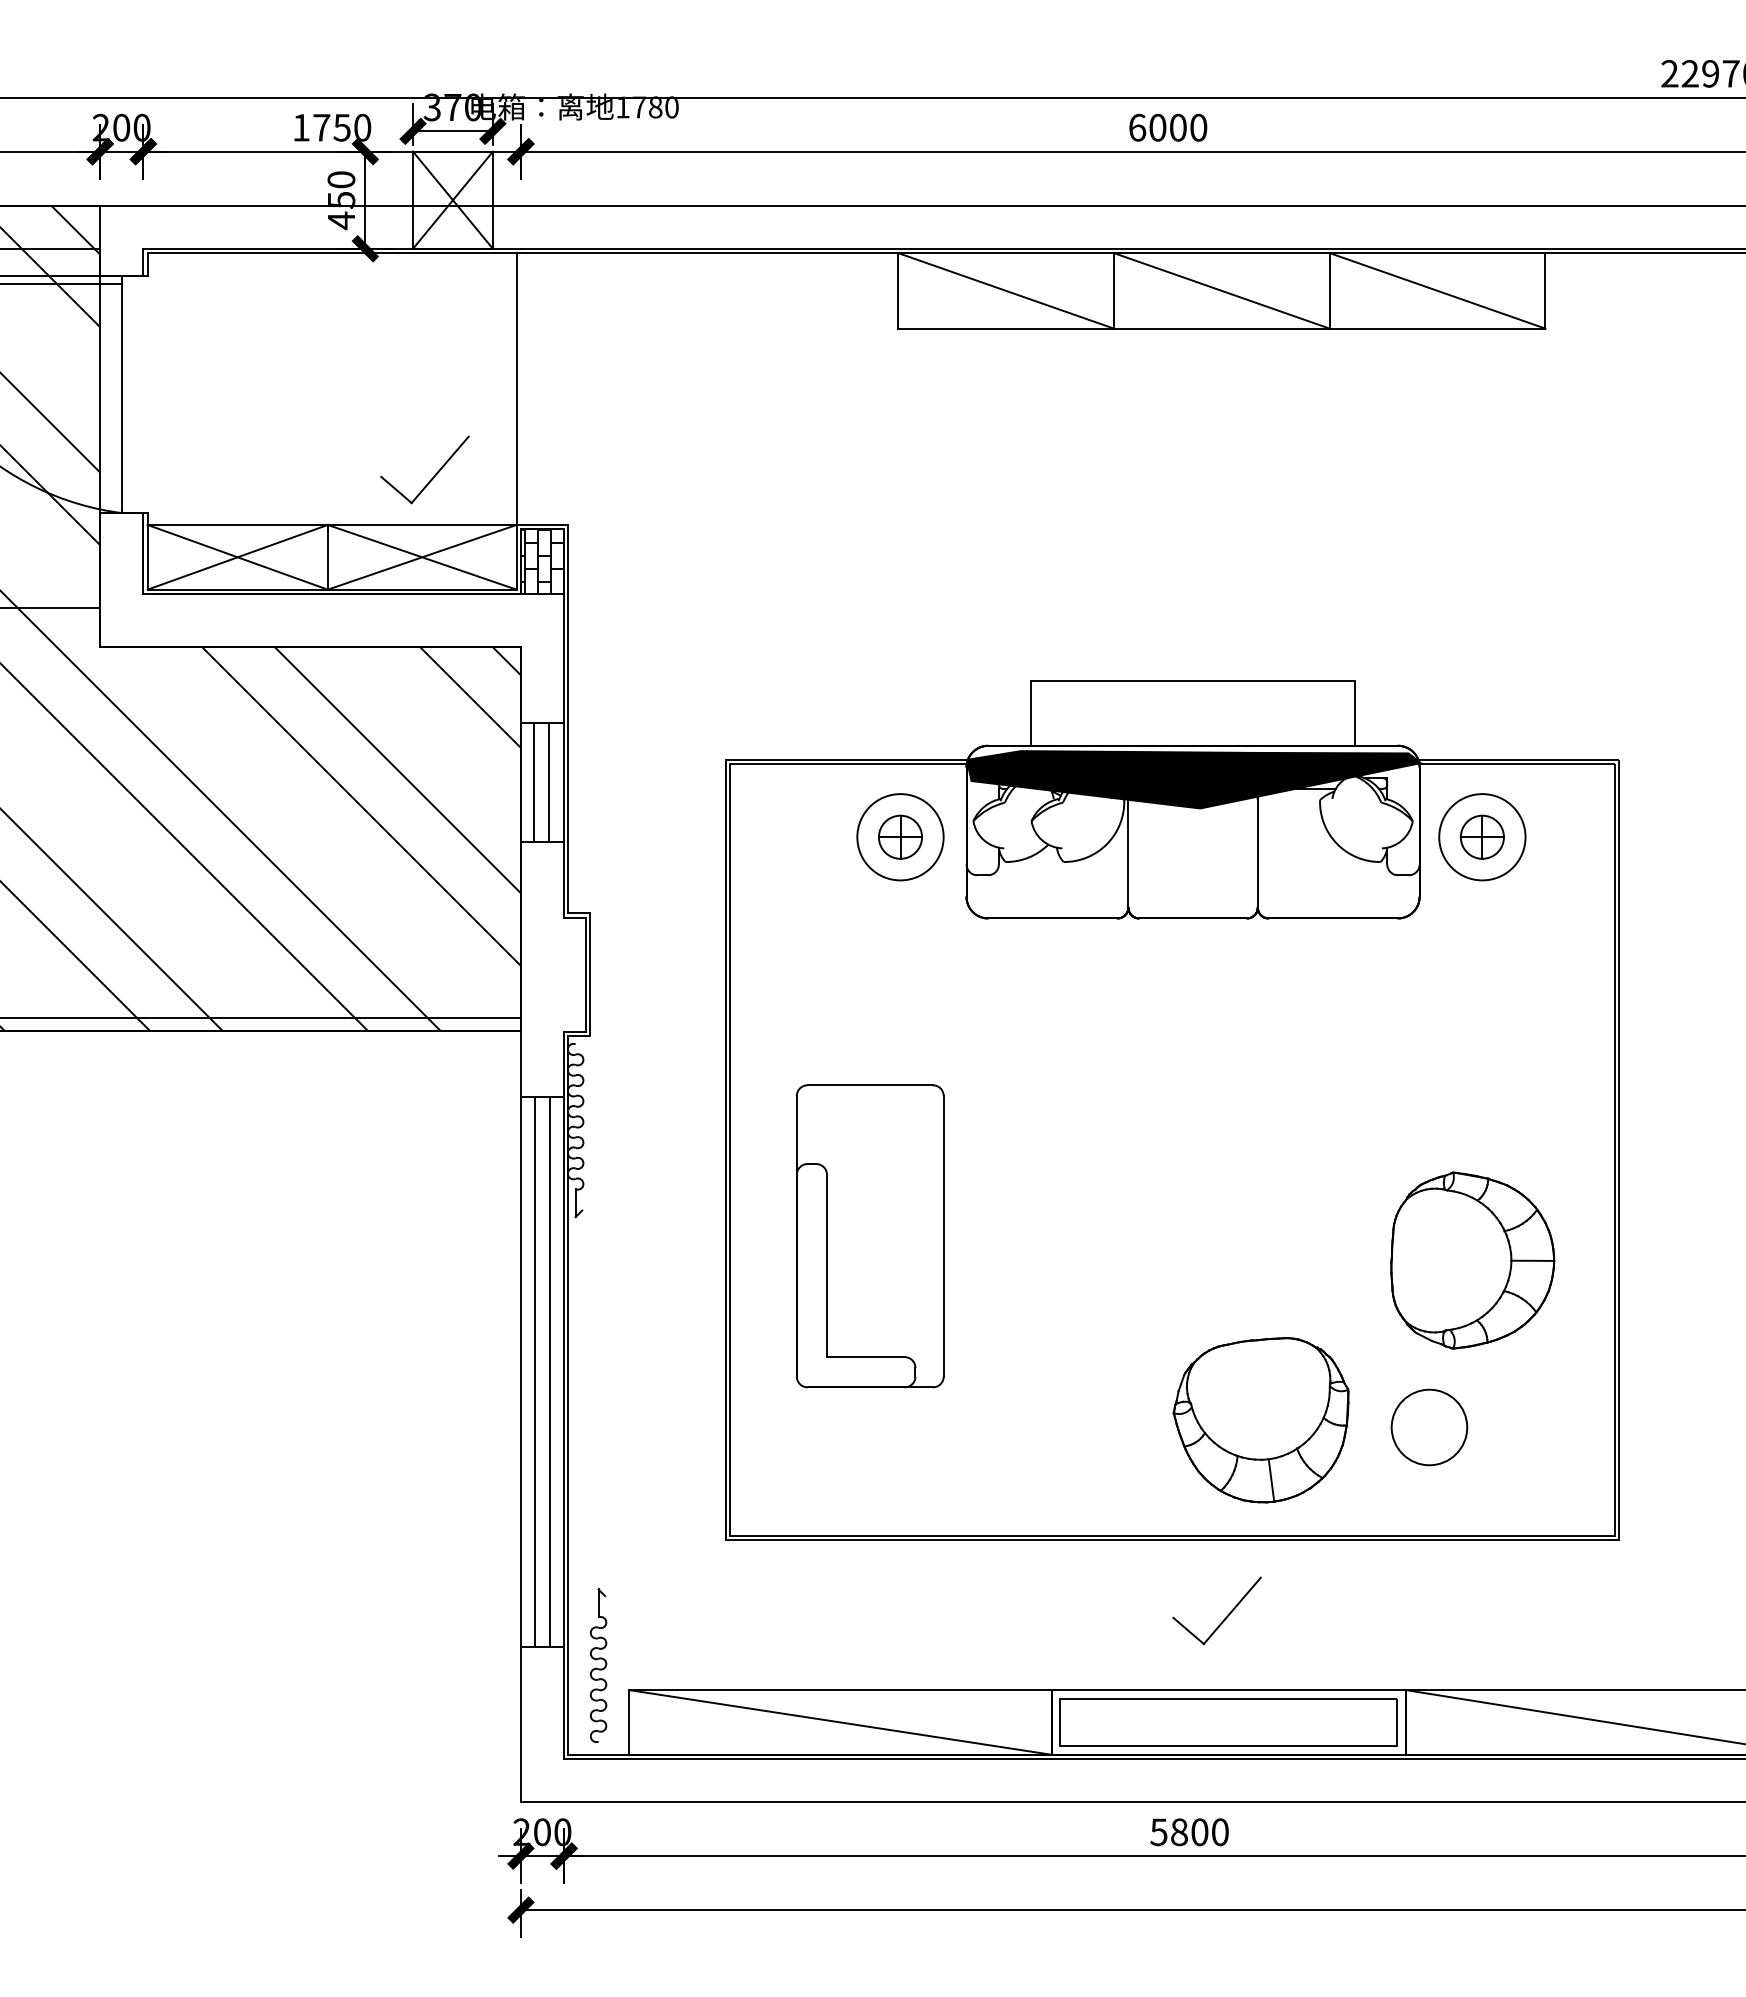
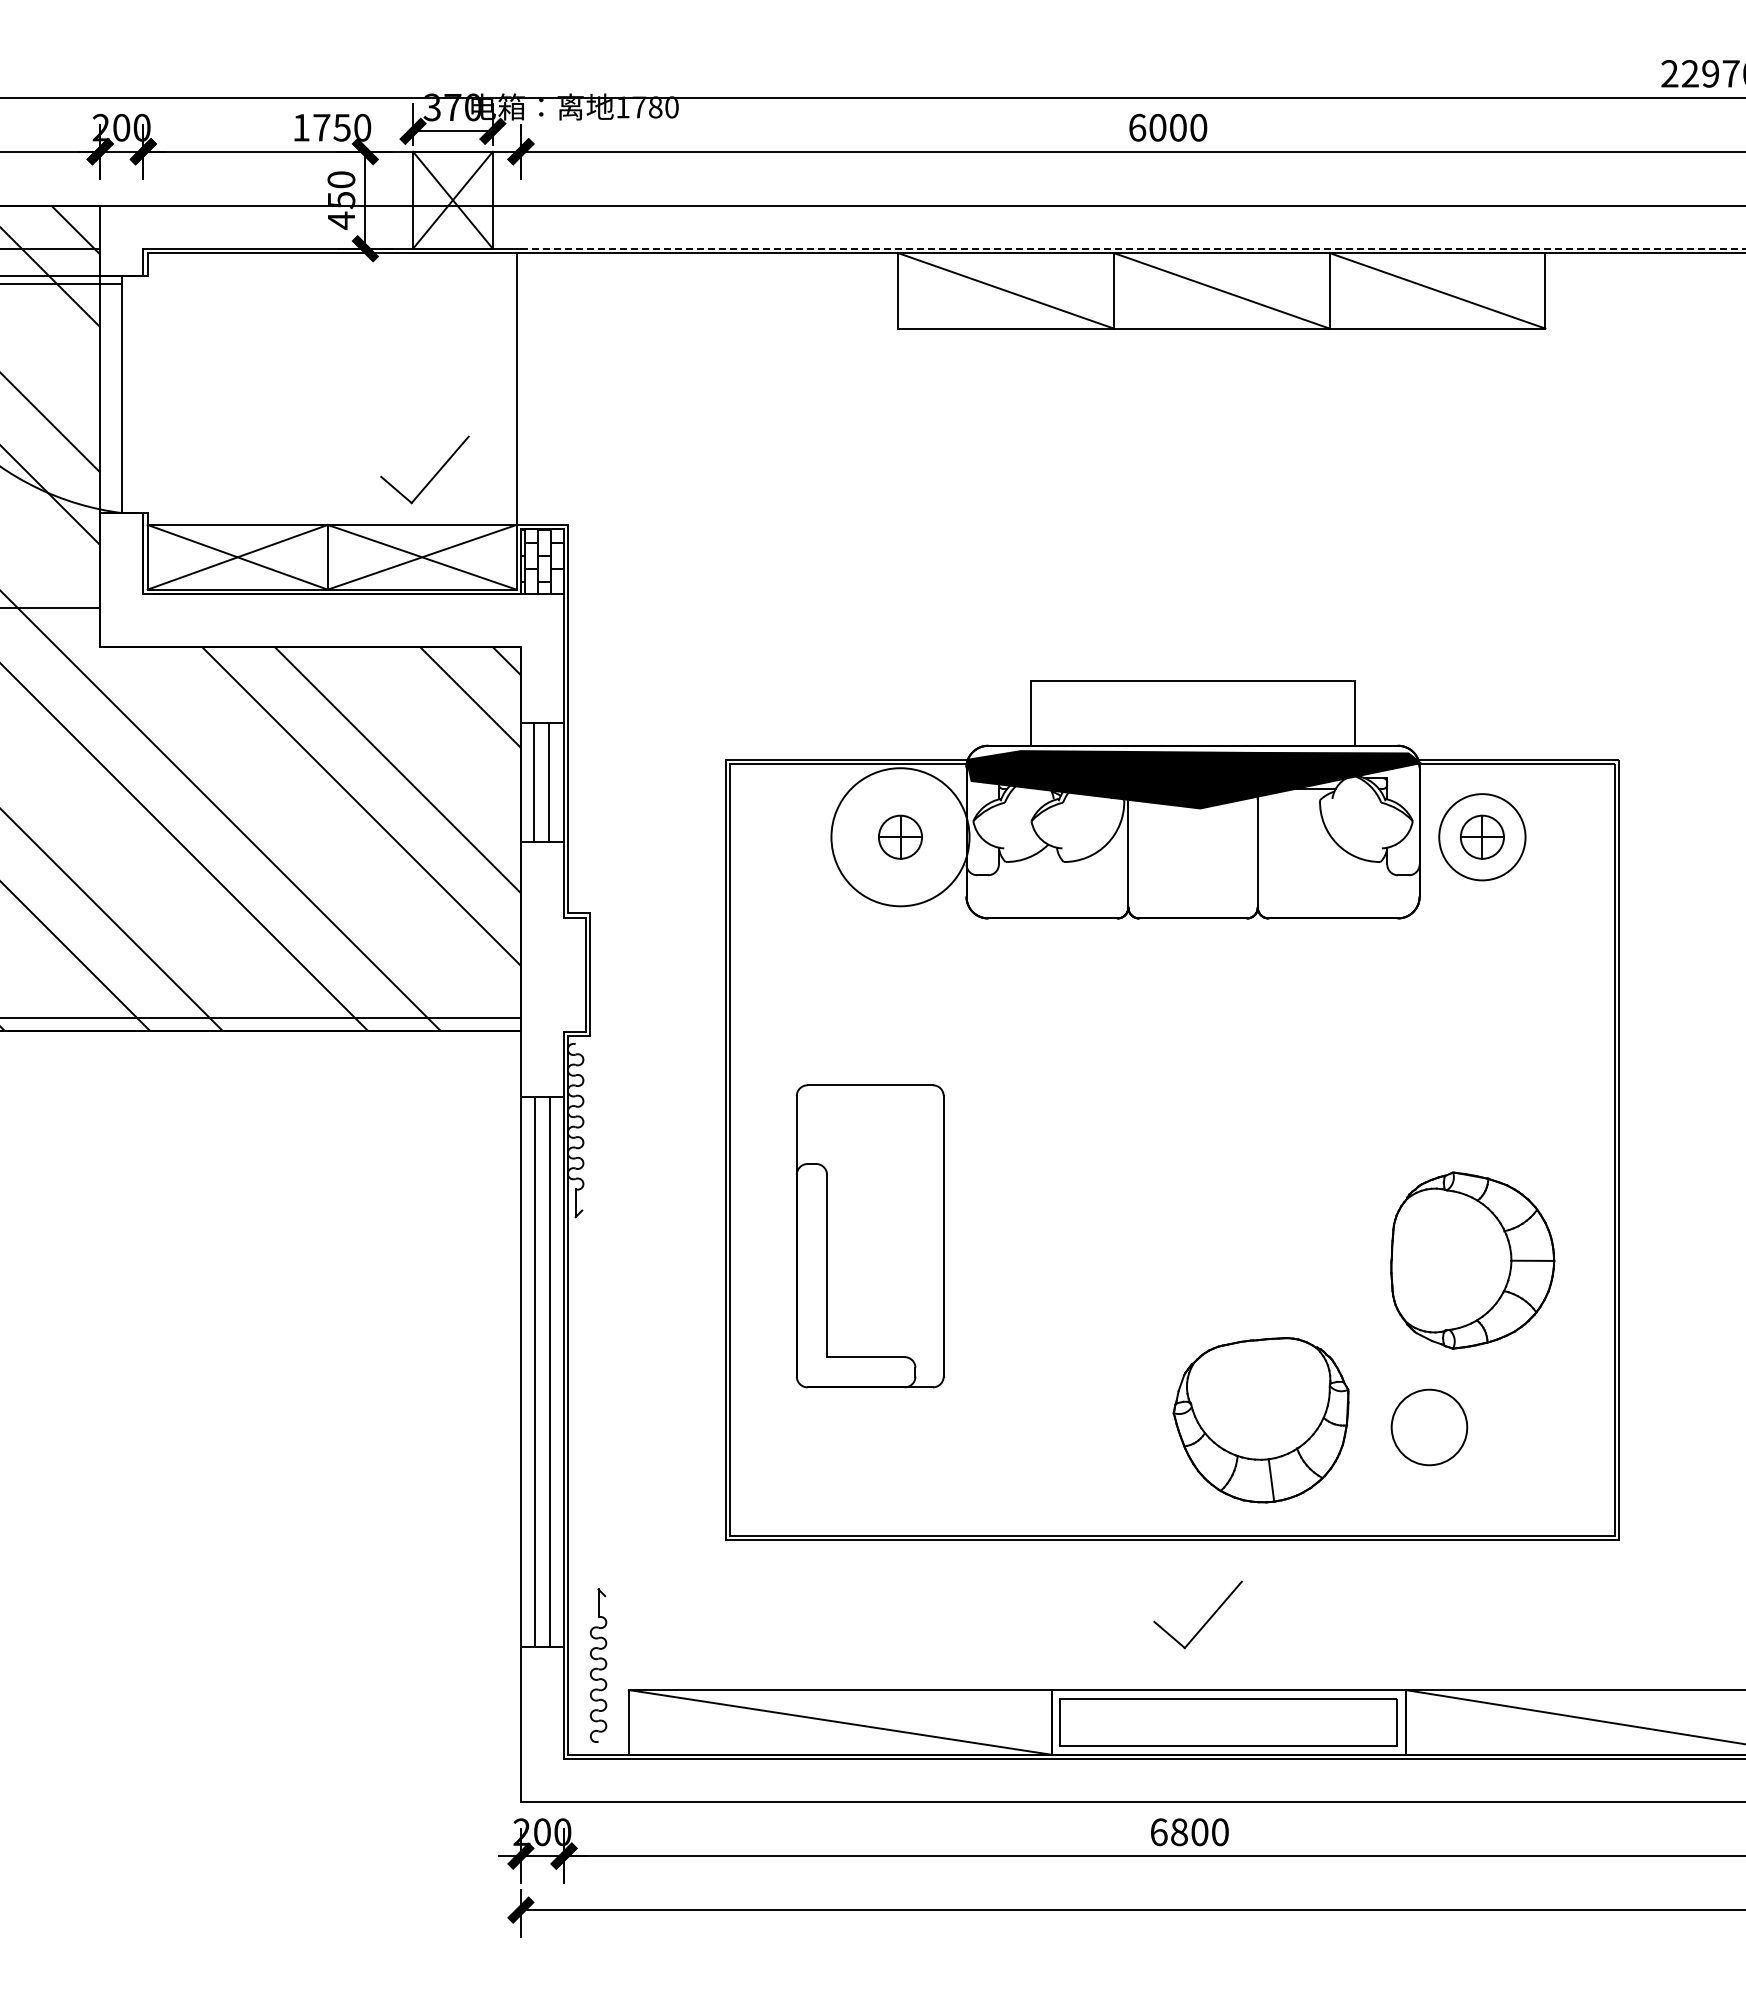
line: solid -> dashed (1132, 248)
circle diameter: 86 px -> 138 px (900, 837)
part position: (1224, 1618) -> (1205, 1622) (1205, 1622)
text: 5800 -> 6800 (1158, 1832)
